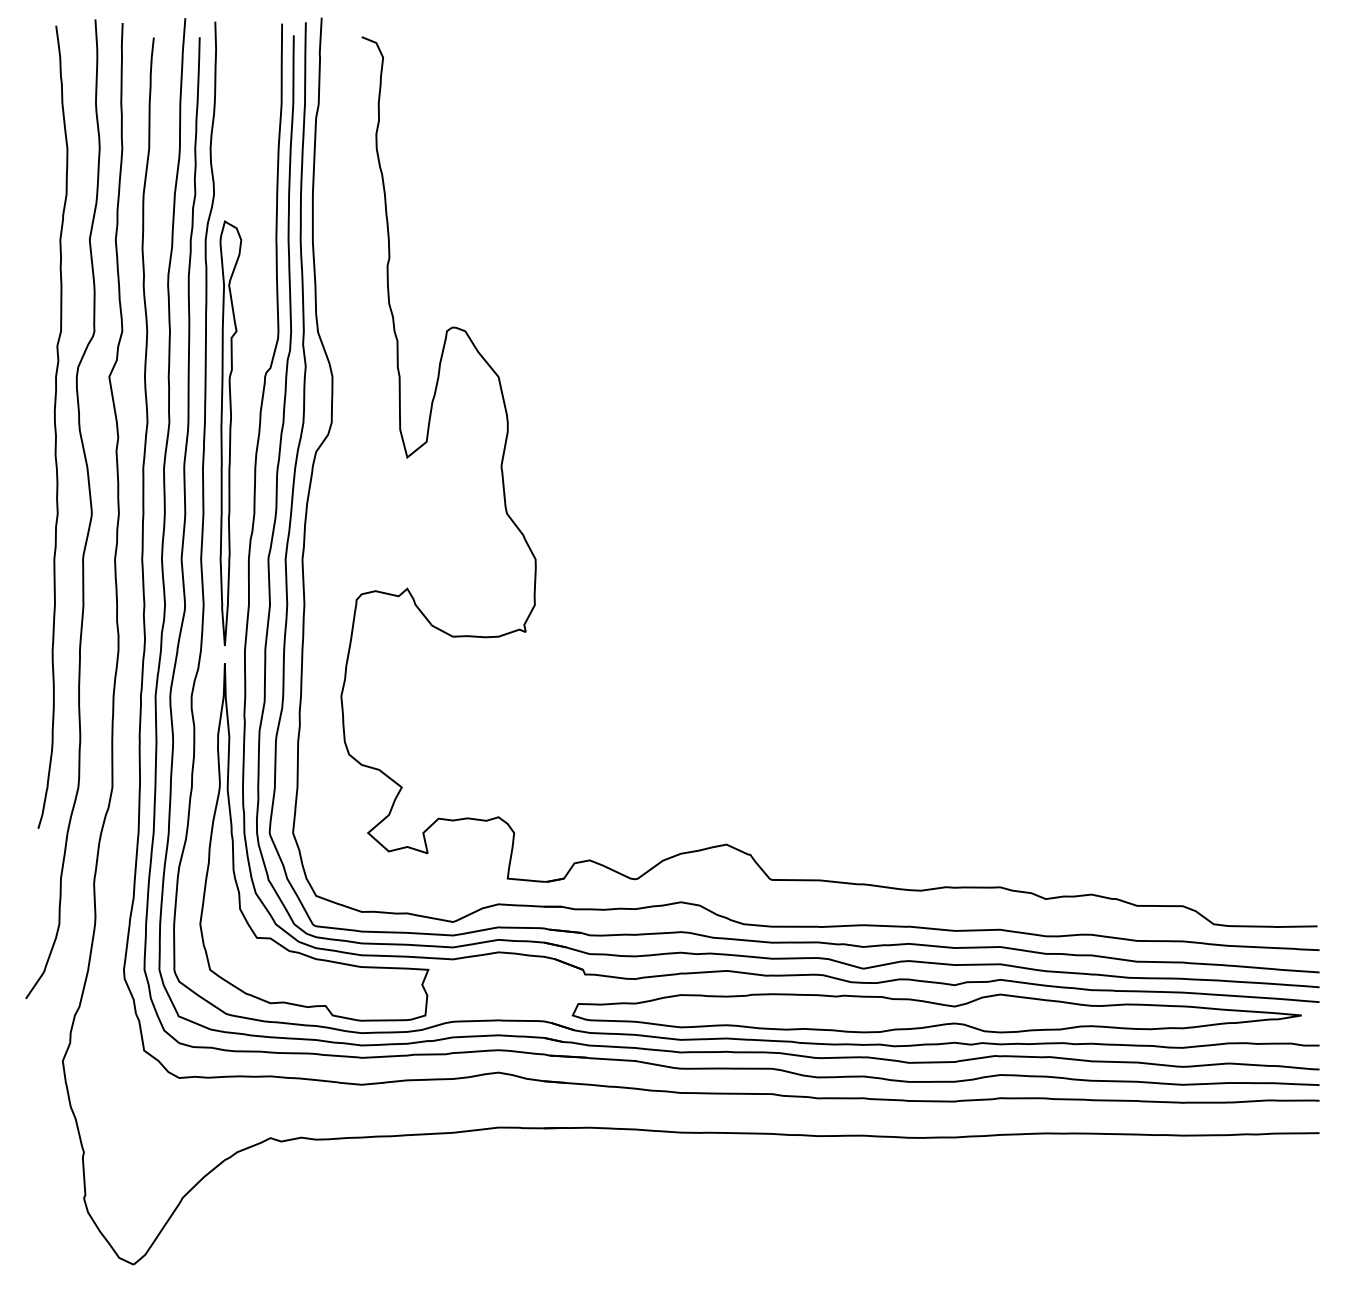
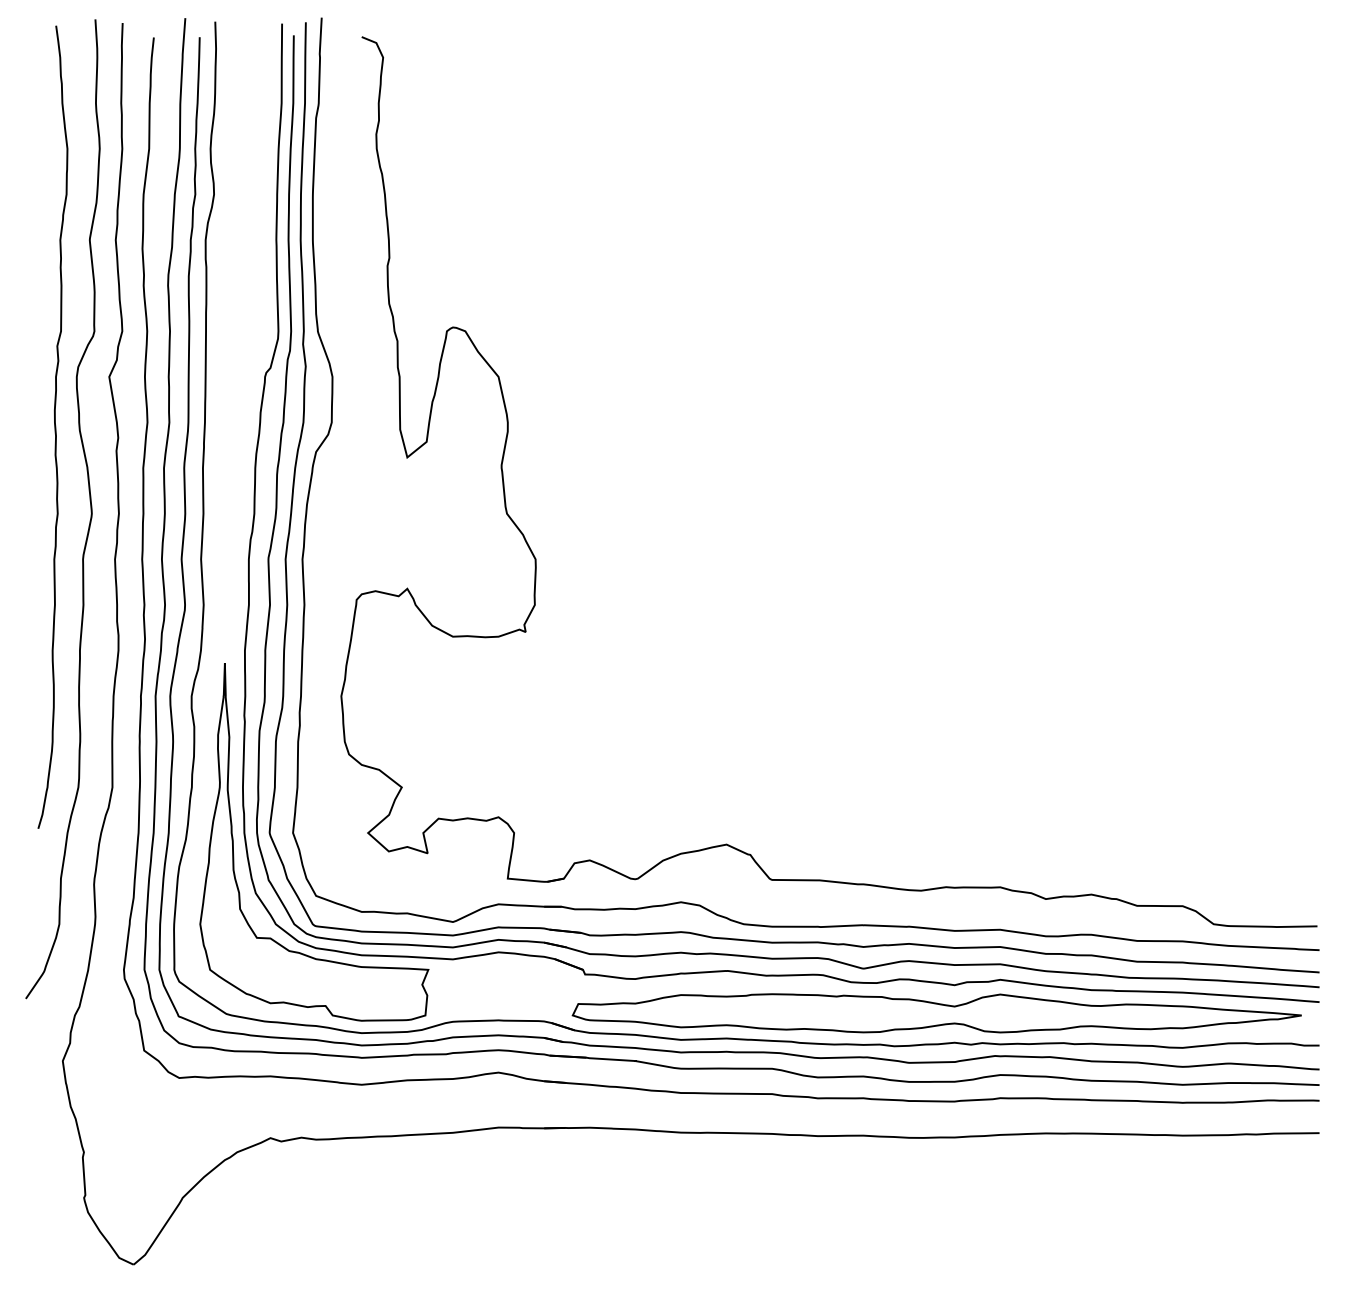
part: present -> none (230, 433)
